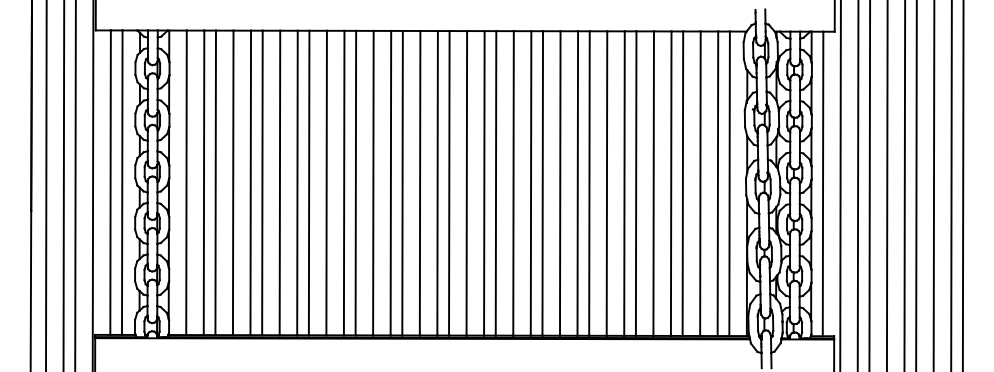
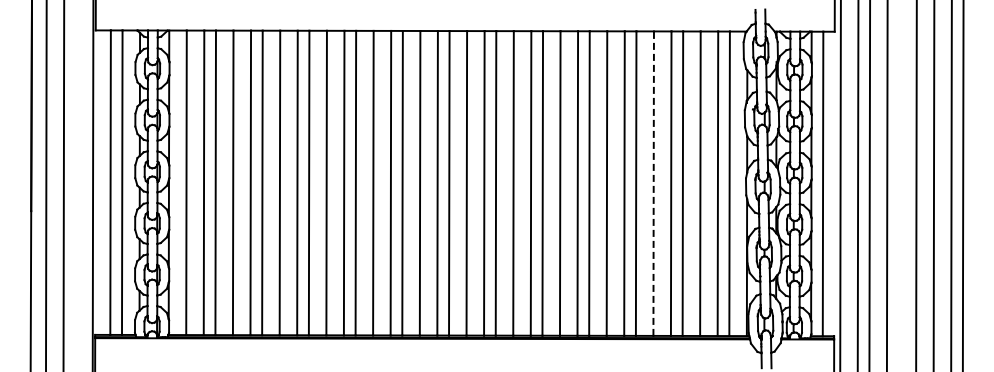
line: solid -> dashed (653, 183)
line: present -> none (75, 185)
line: present -> none (904, 185)
